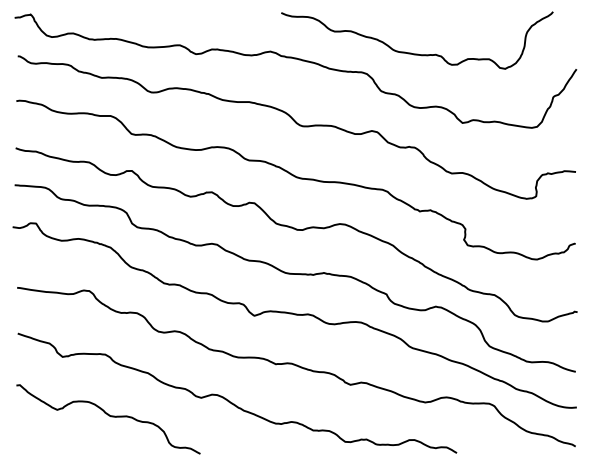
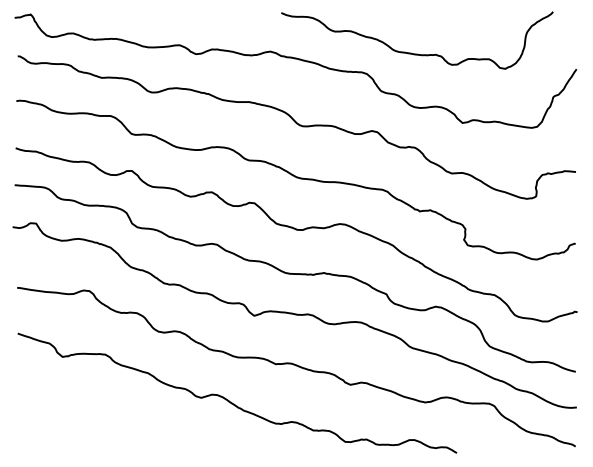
curve: present -> none (109, 416)
